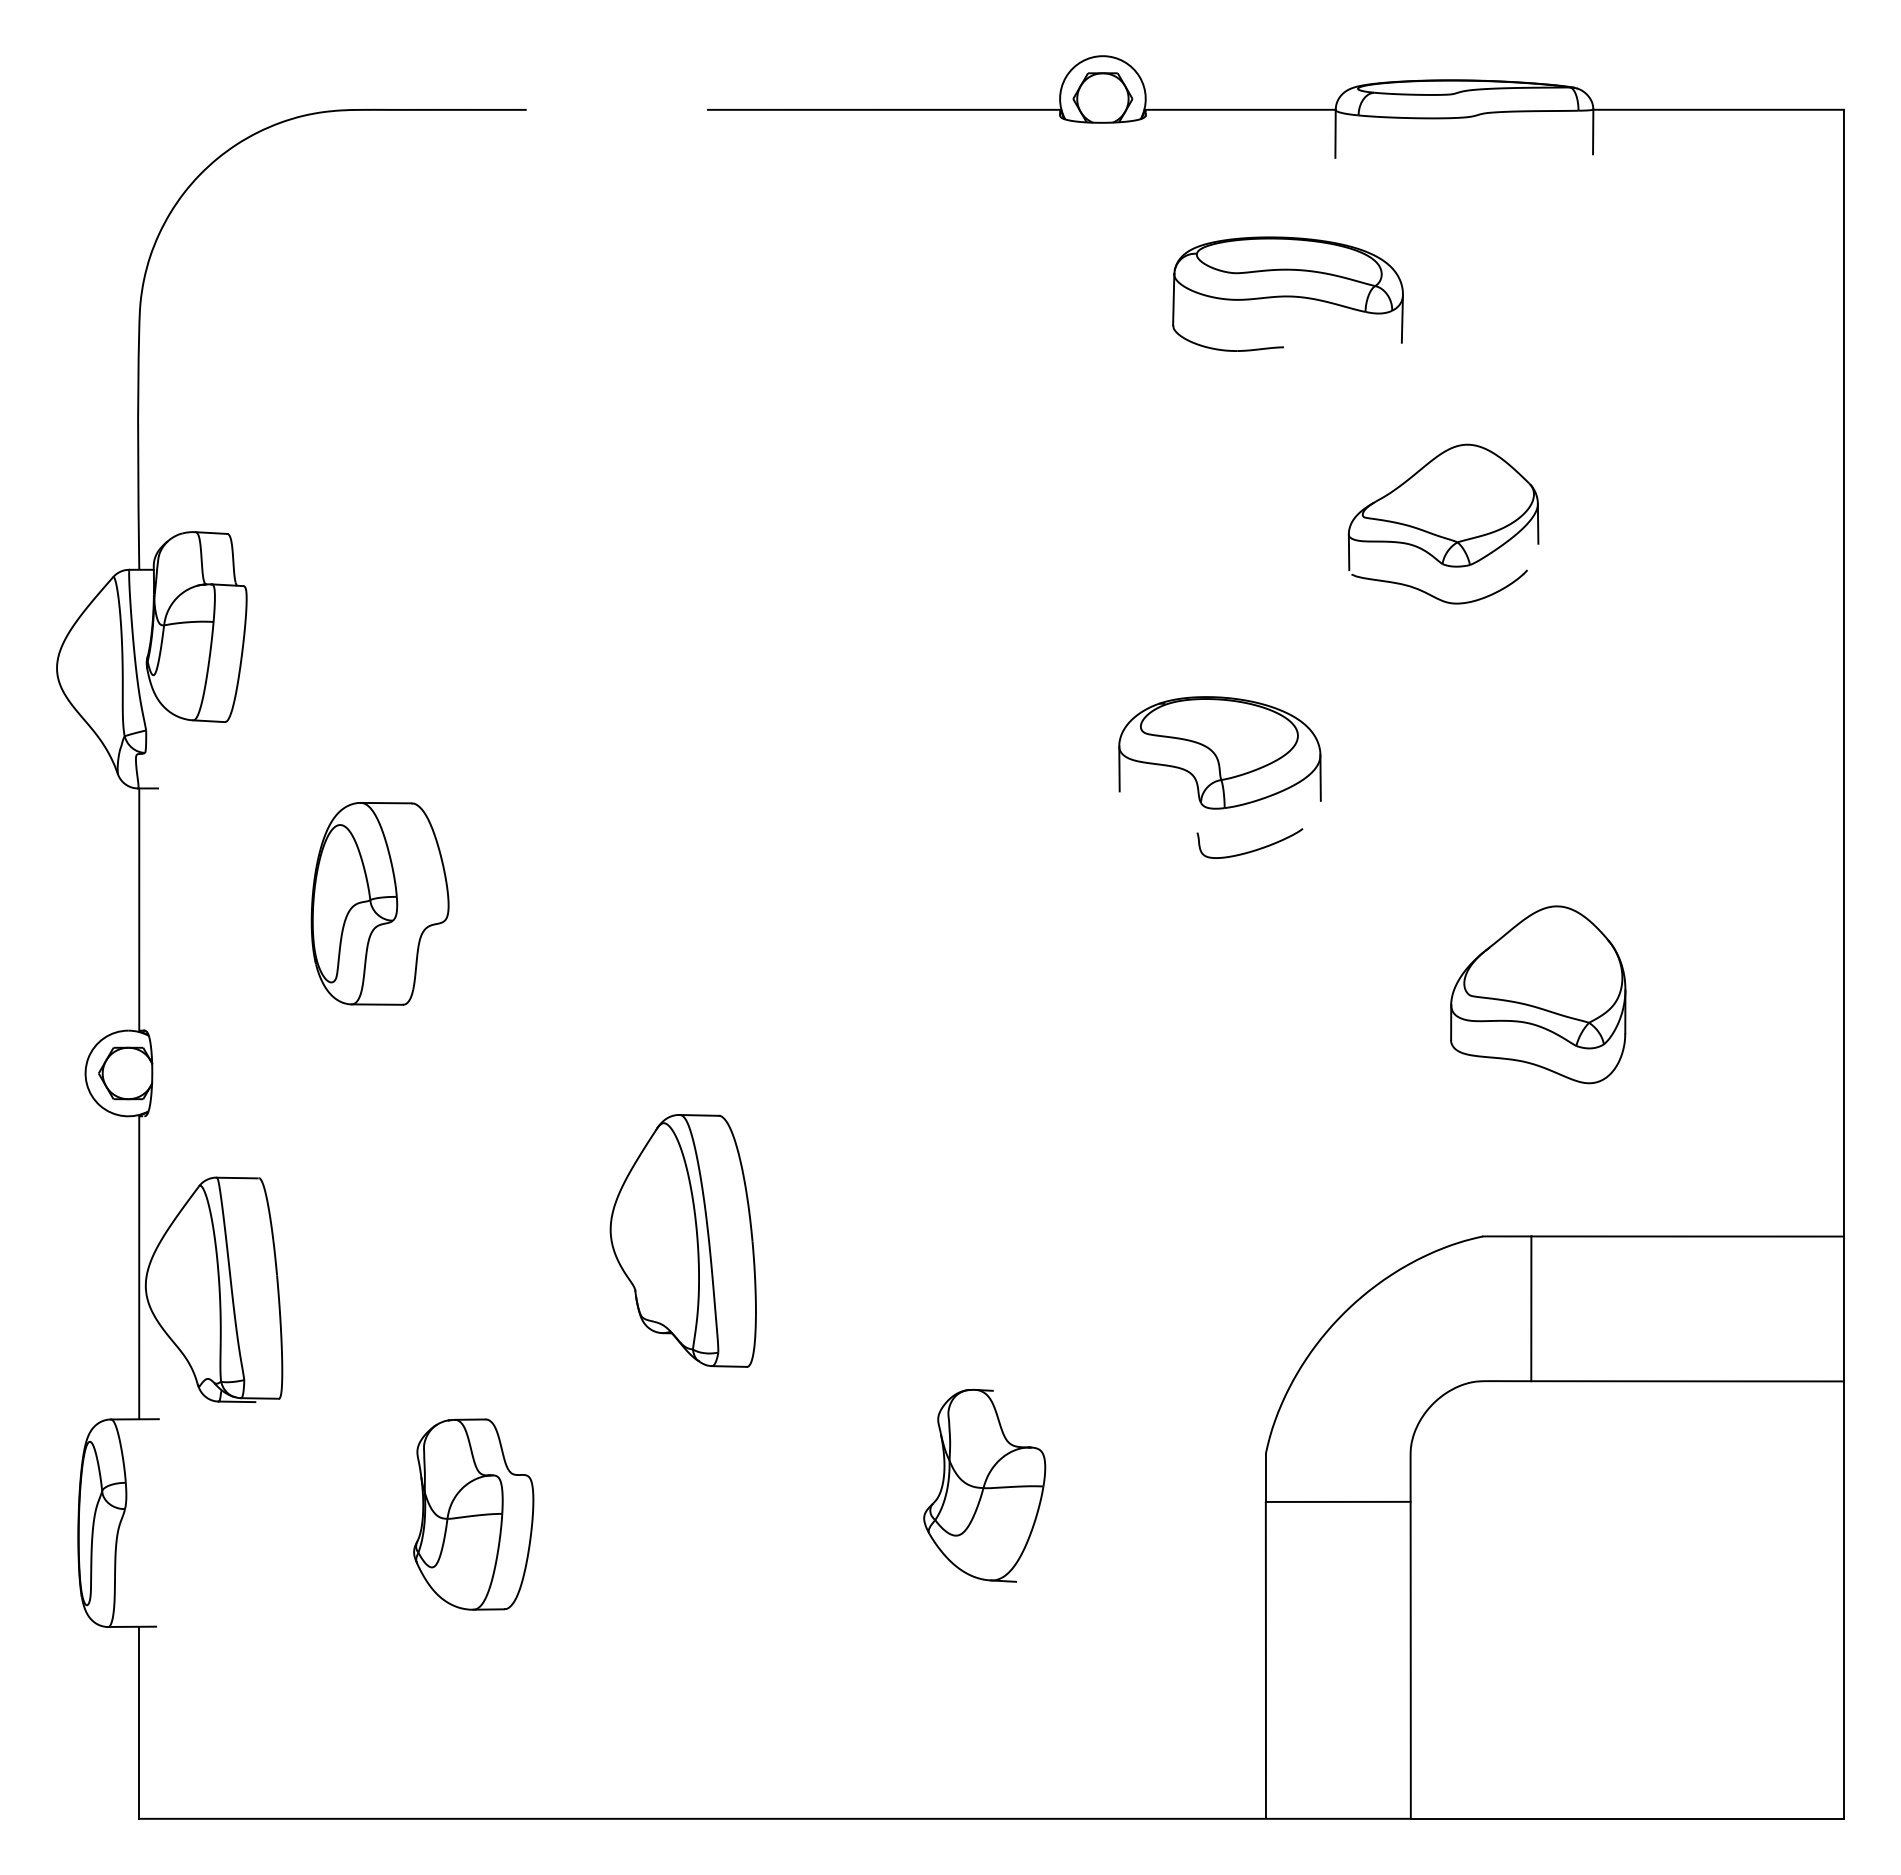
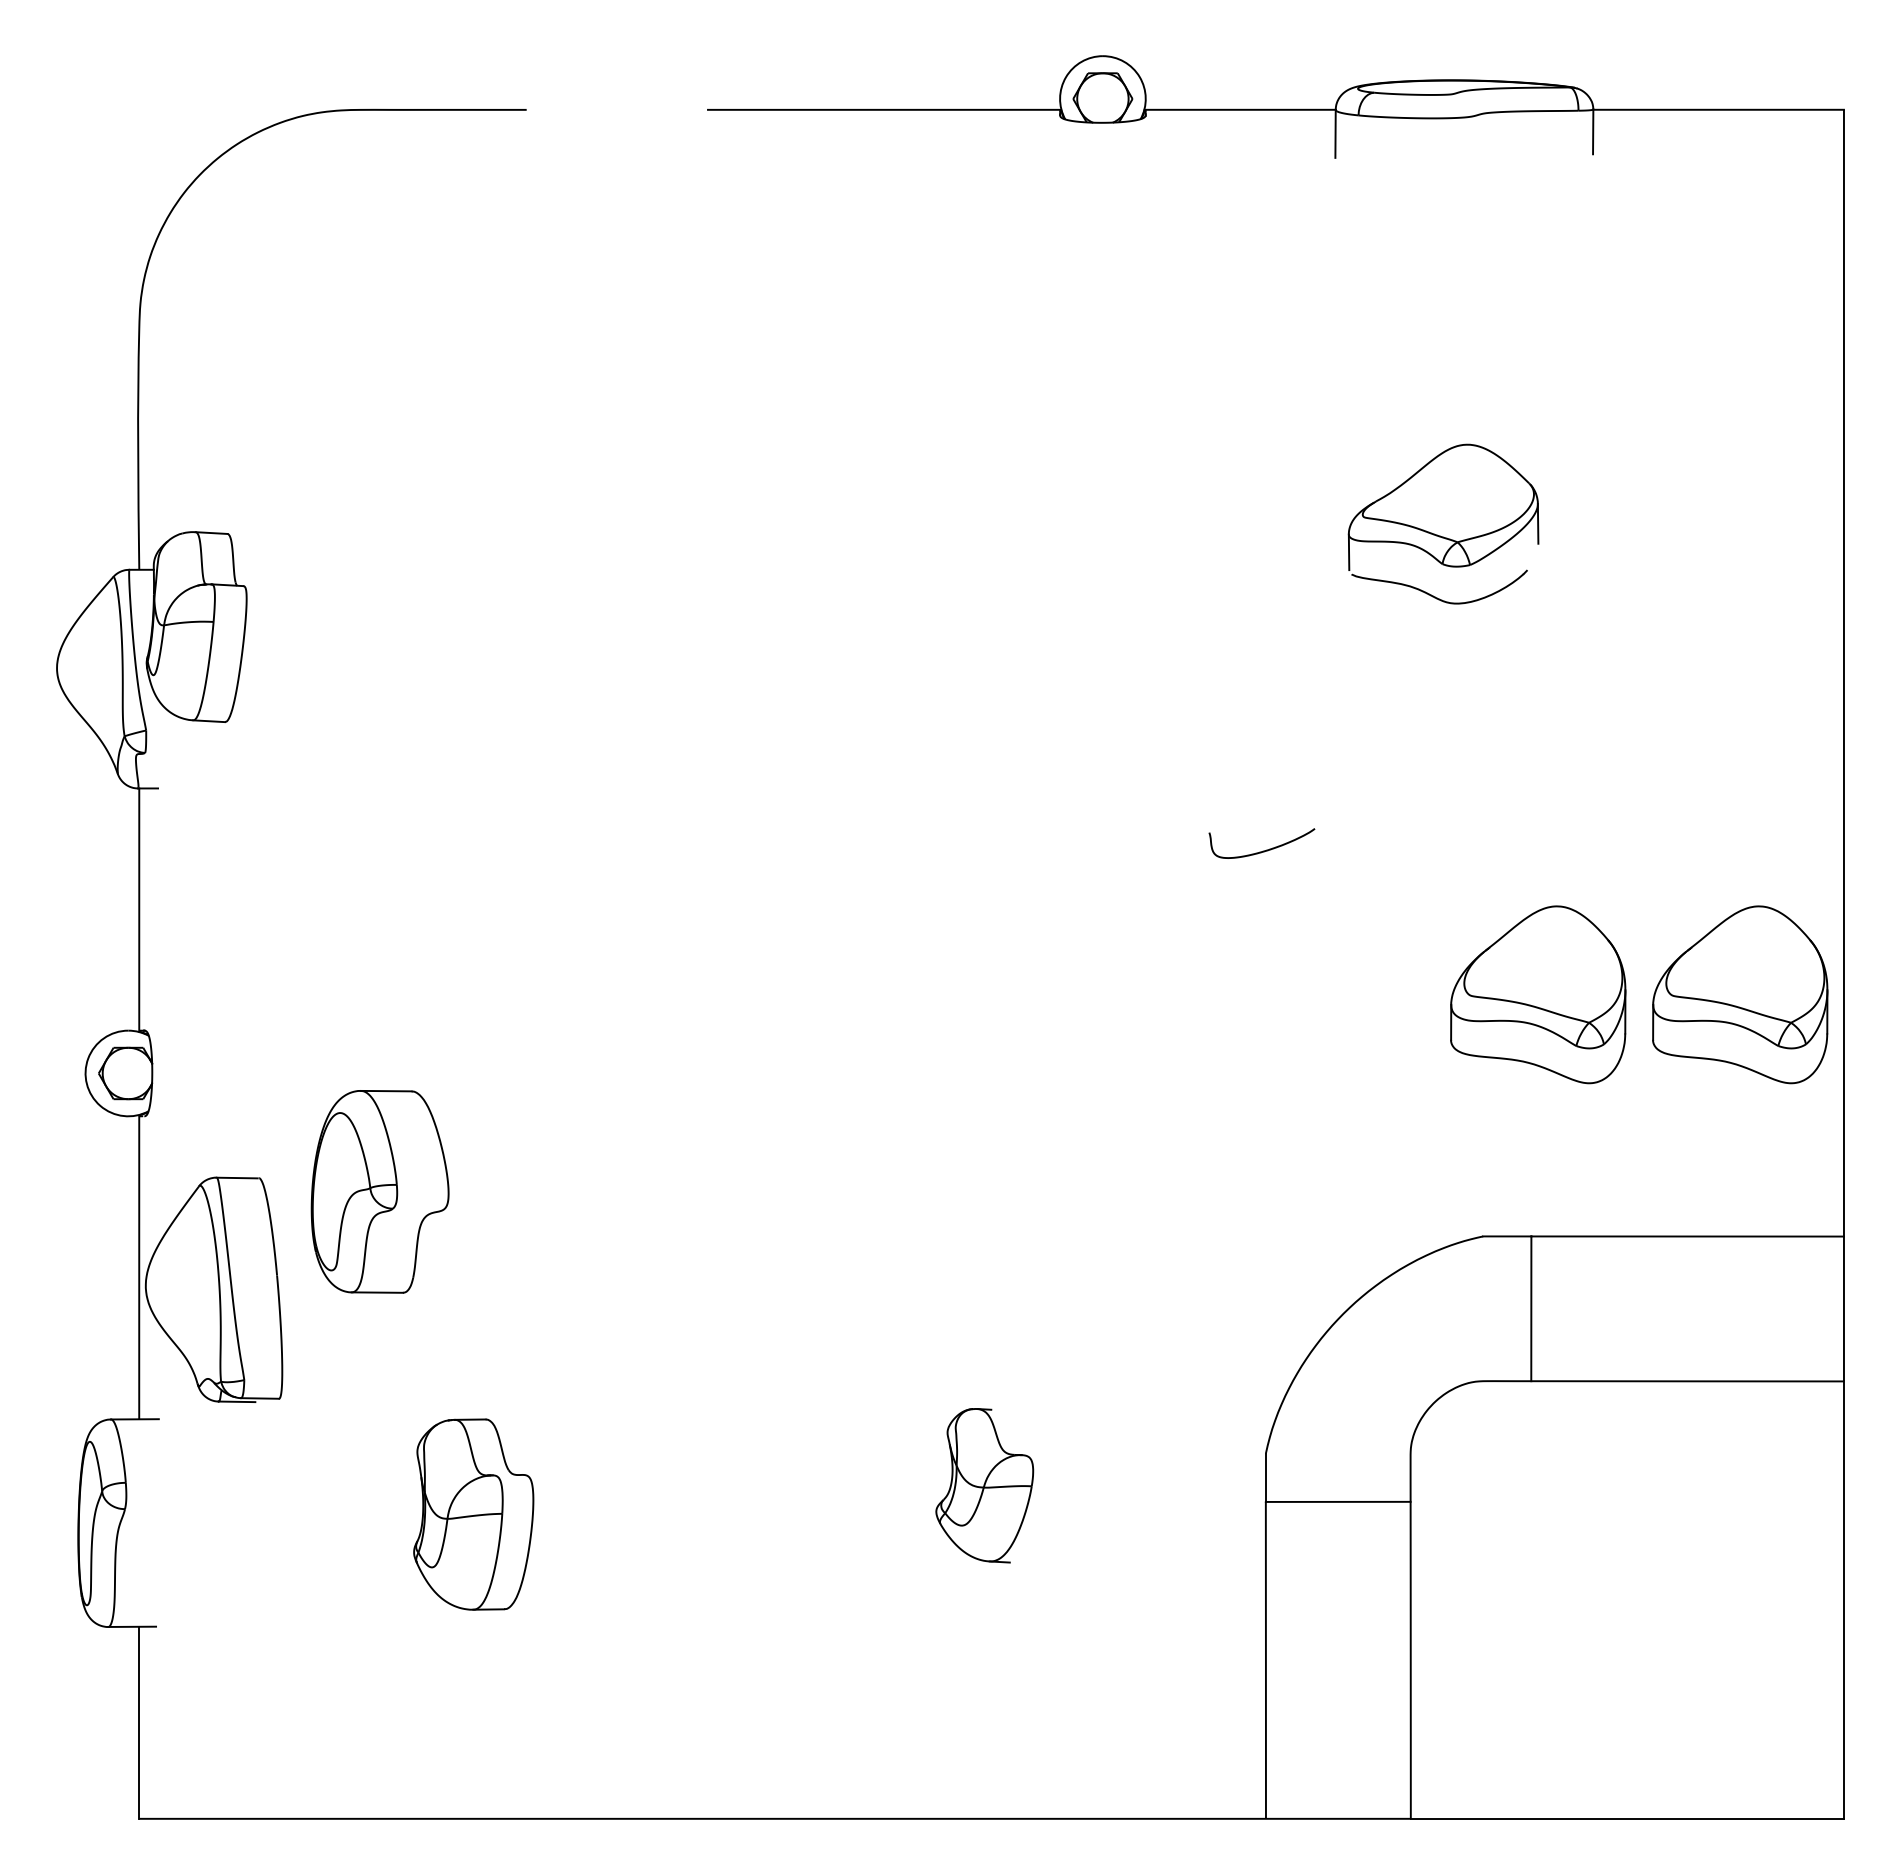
part: present -> none (1287, 293)
part: present -> none (1219, 752)
curve position: (1251, 850) -> (1263, 850) (1263, 850)
part position: (379, 903) -> (379, 1191) (379, 1191)
part: none -> present (1740, 994)
part: present -> none (682, 1240)
part size: 124x195 px -> 100x156 px (984, 1485)
